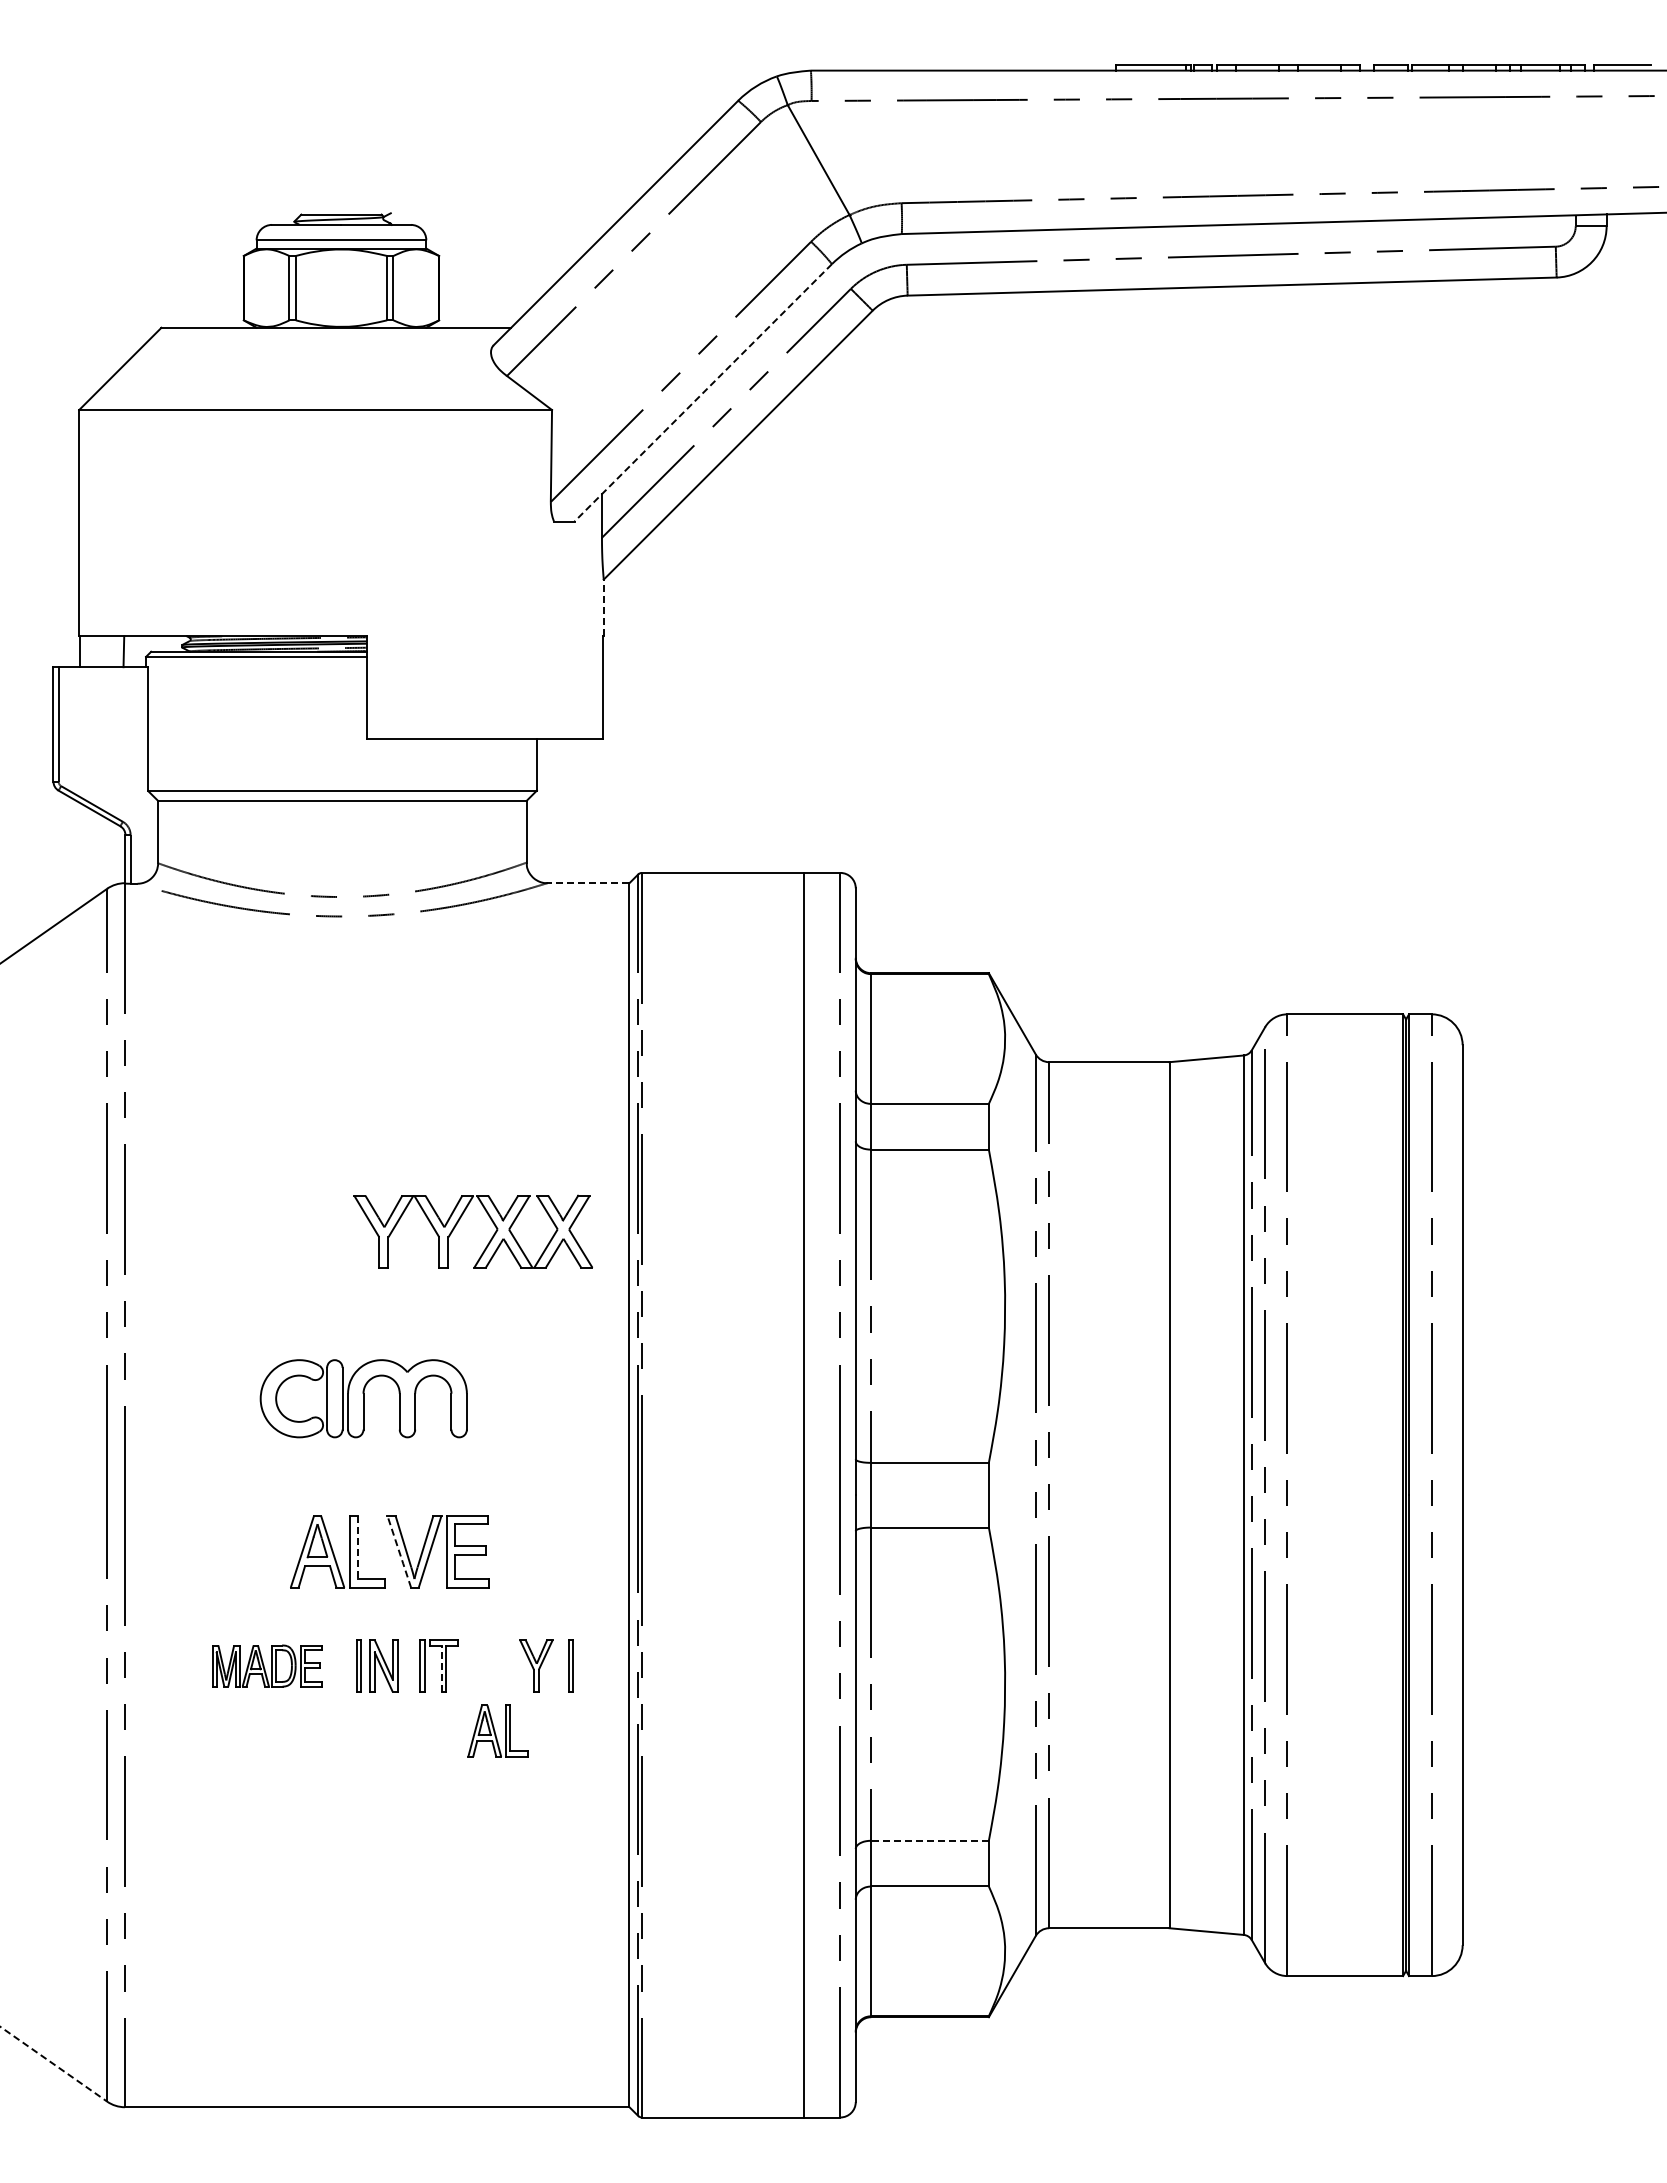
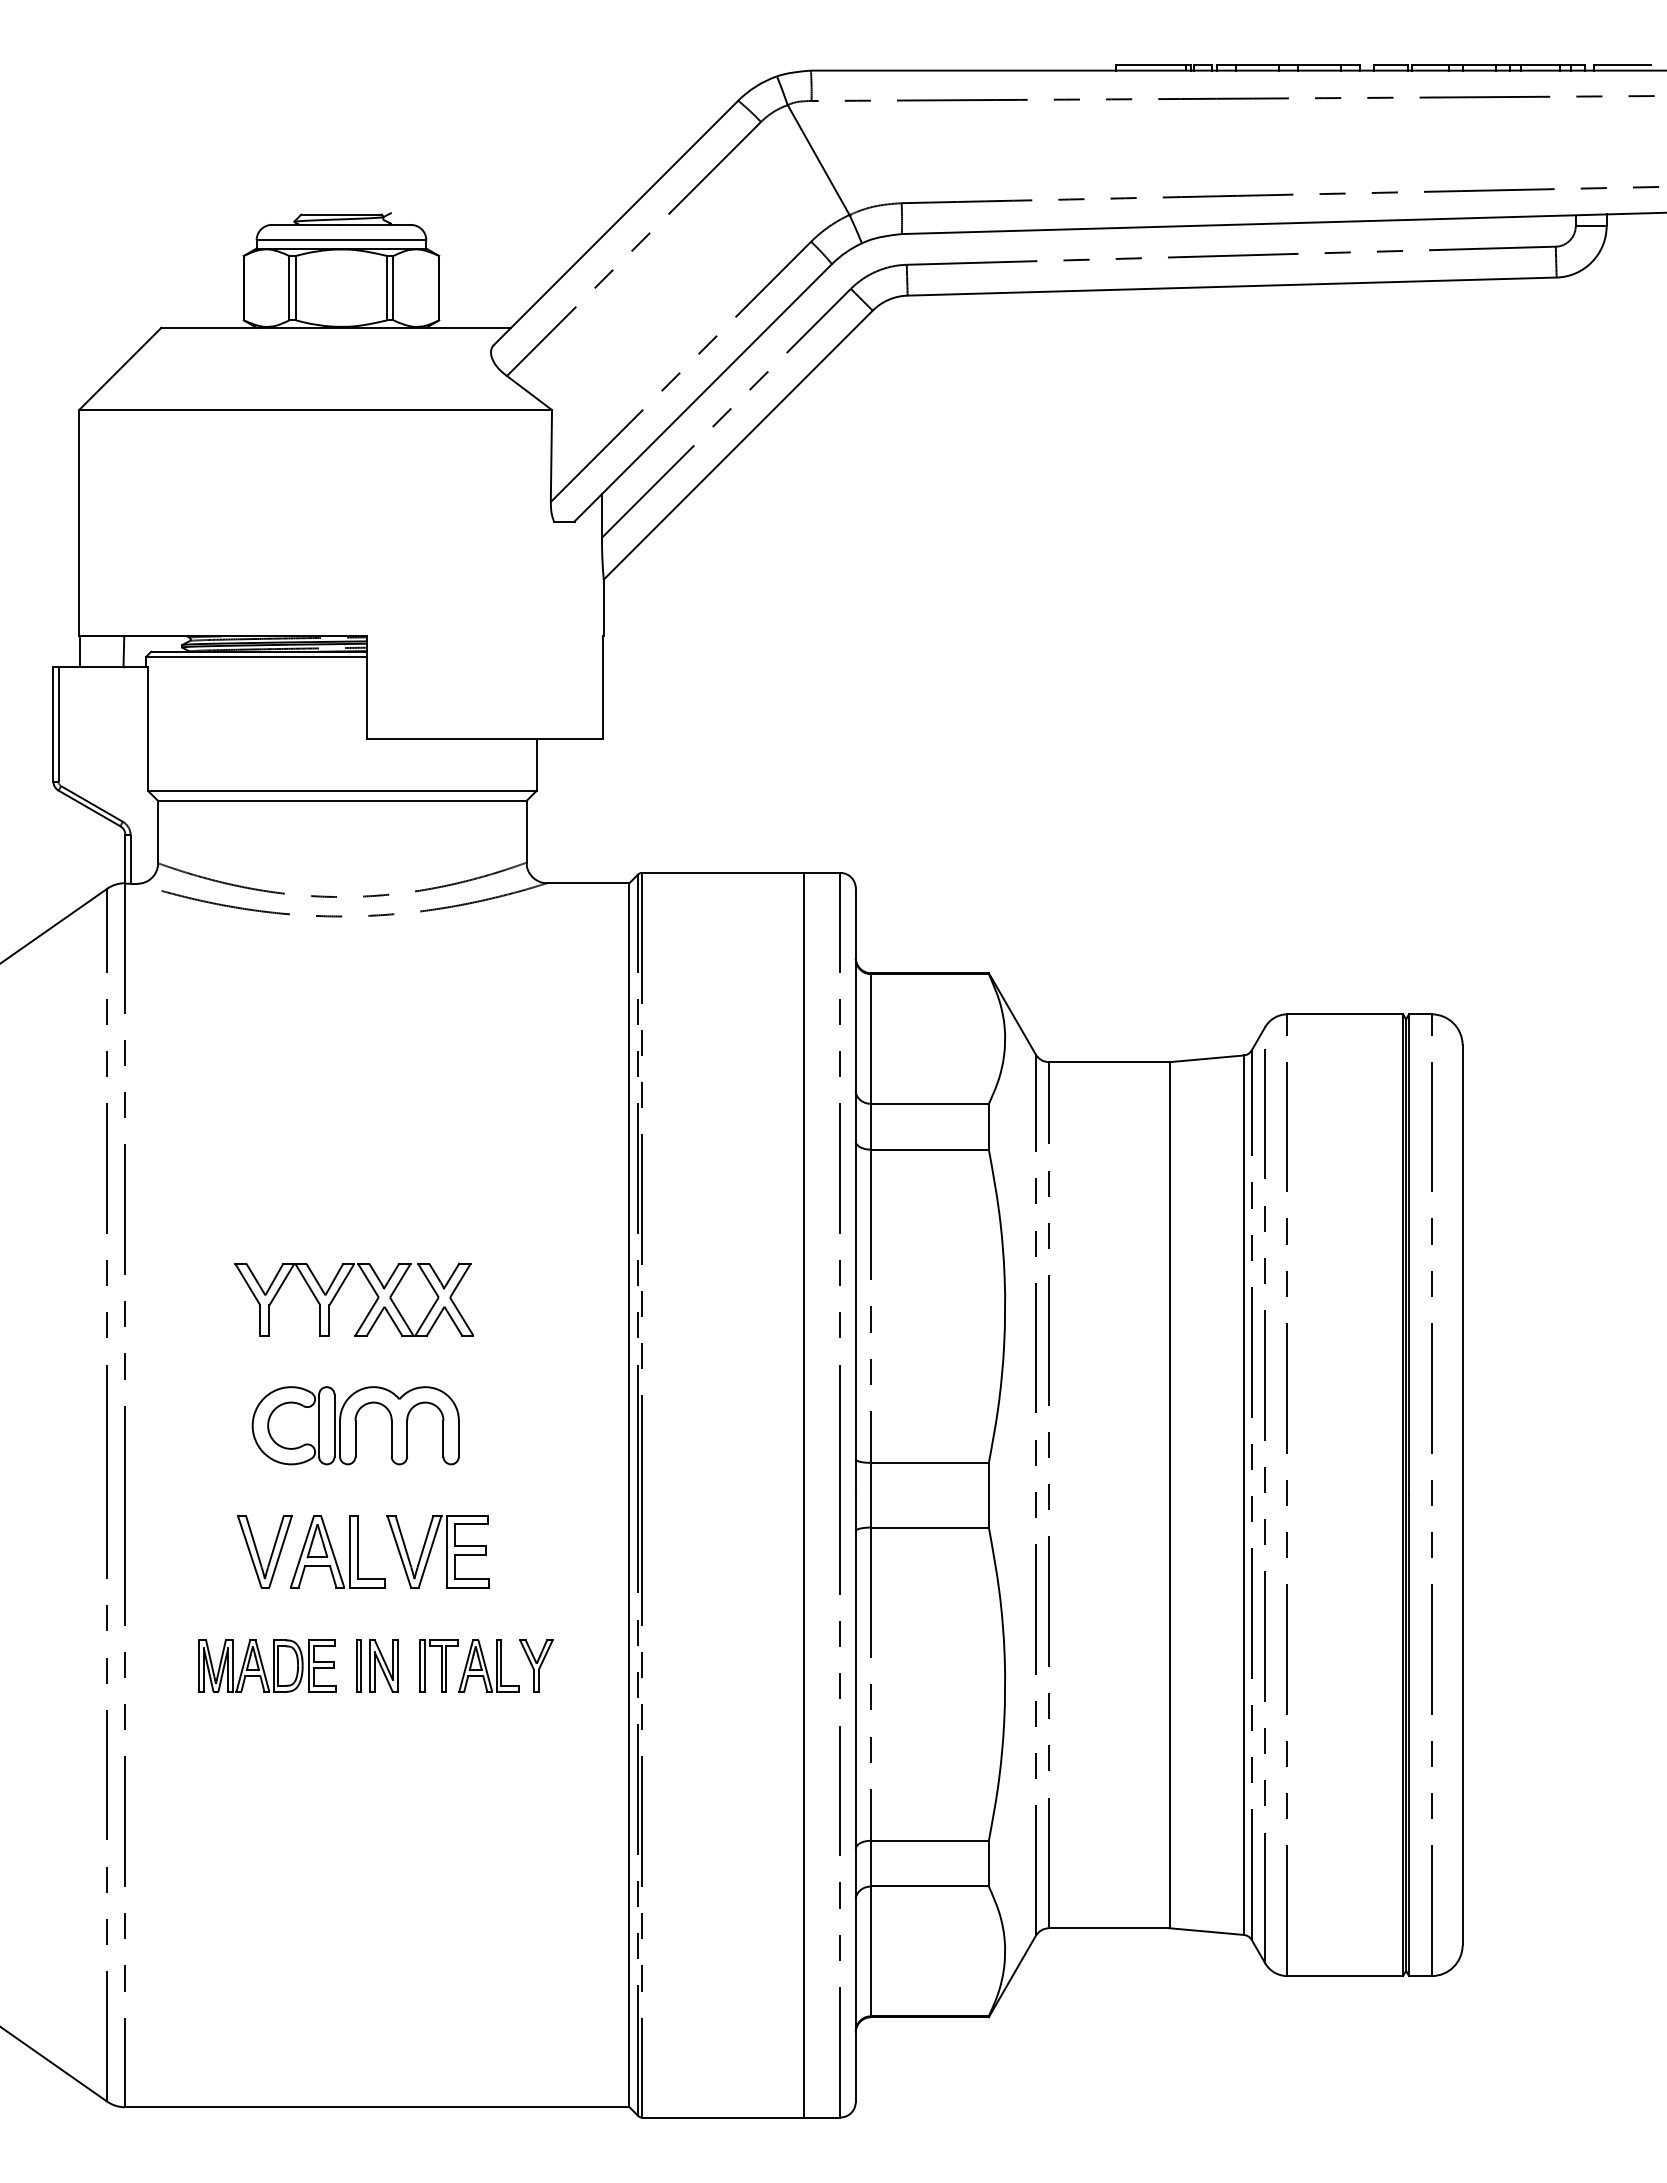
line: dashed -> solid (703, 392)
line: dashed -> solid (603, 607)
line: dashed -> solid (587, 883)
part position: (457, 1224) -> (338, 1292) (338, 1292)
part position: (363, 1398) -> (355, 1425) (355, 1425)
line: dashed -> solid (357, 1547)
line: dashed -> solid (399, 1551)
part: none -> present (258, 1552)
part size: 111x44 px -> 139x54 px (267, 1665)
part: present -> none (570, 1665)
line: dashed -> solid (441, 1669)
part position: (497, 1730) -> (488, 1665) (488, 1665)
line: dashed -> solid (930, 1840)
line: dashed -> solid (54, 2064)
